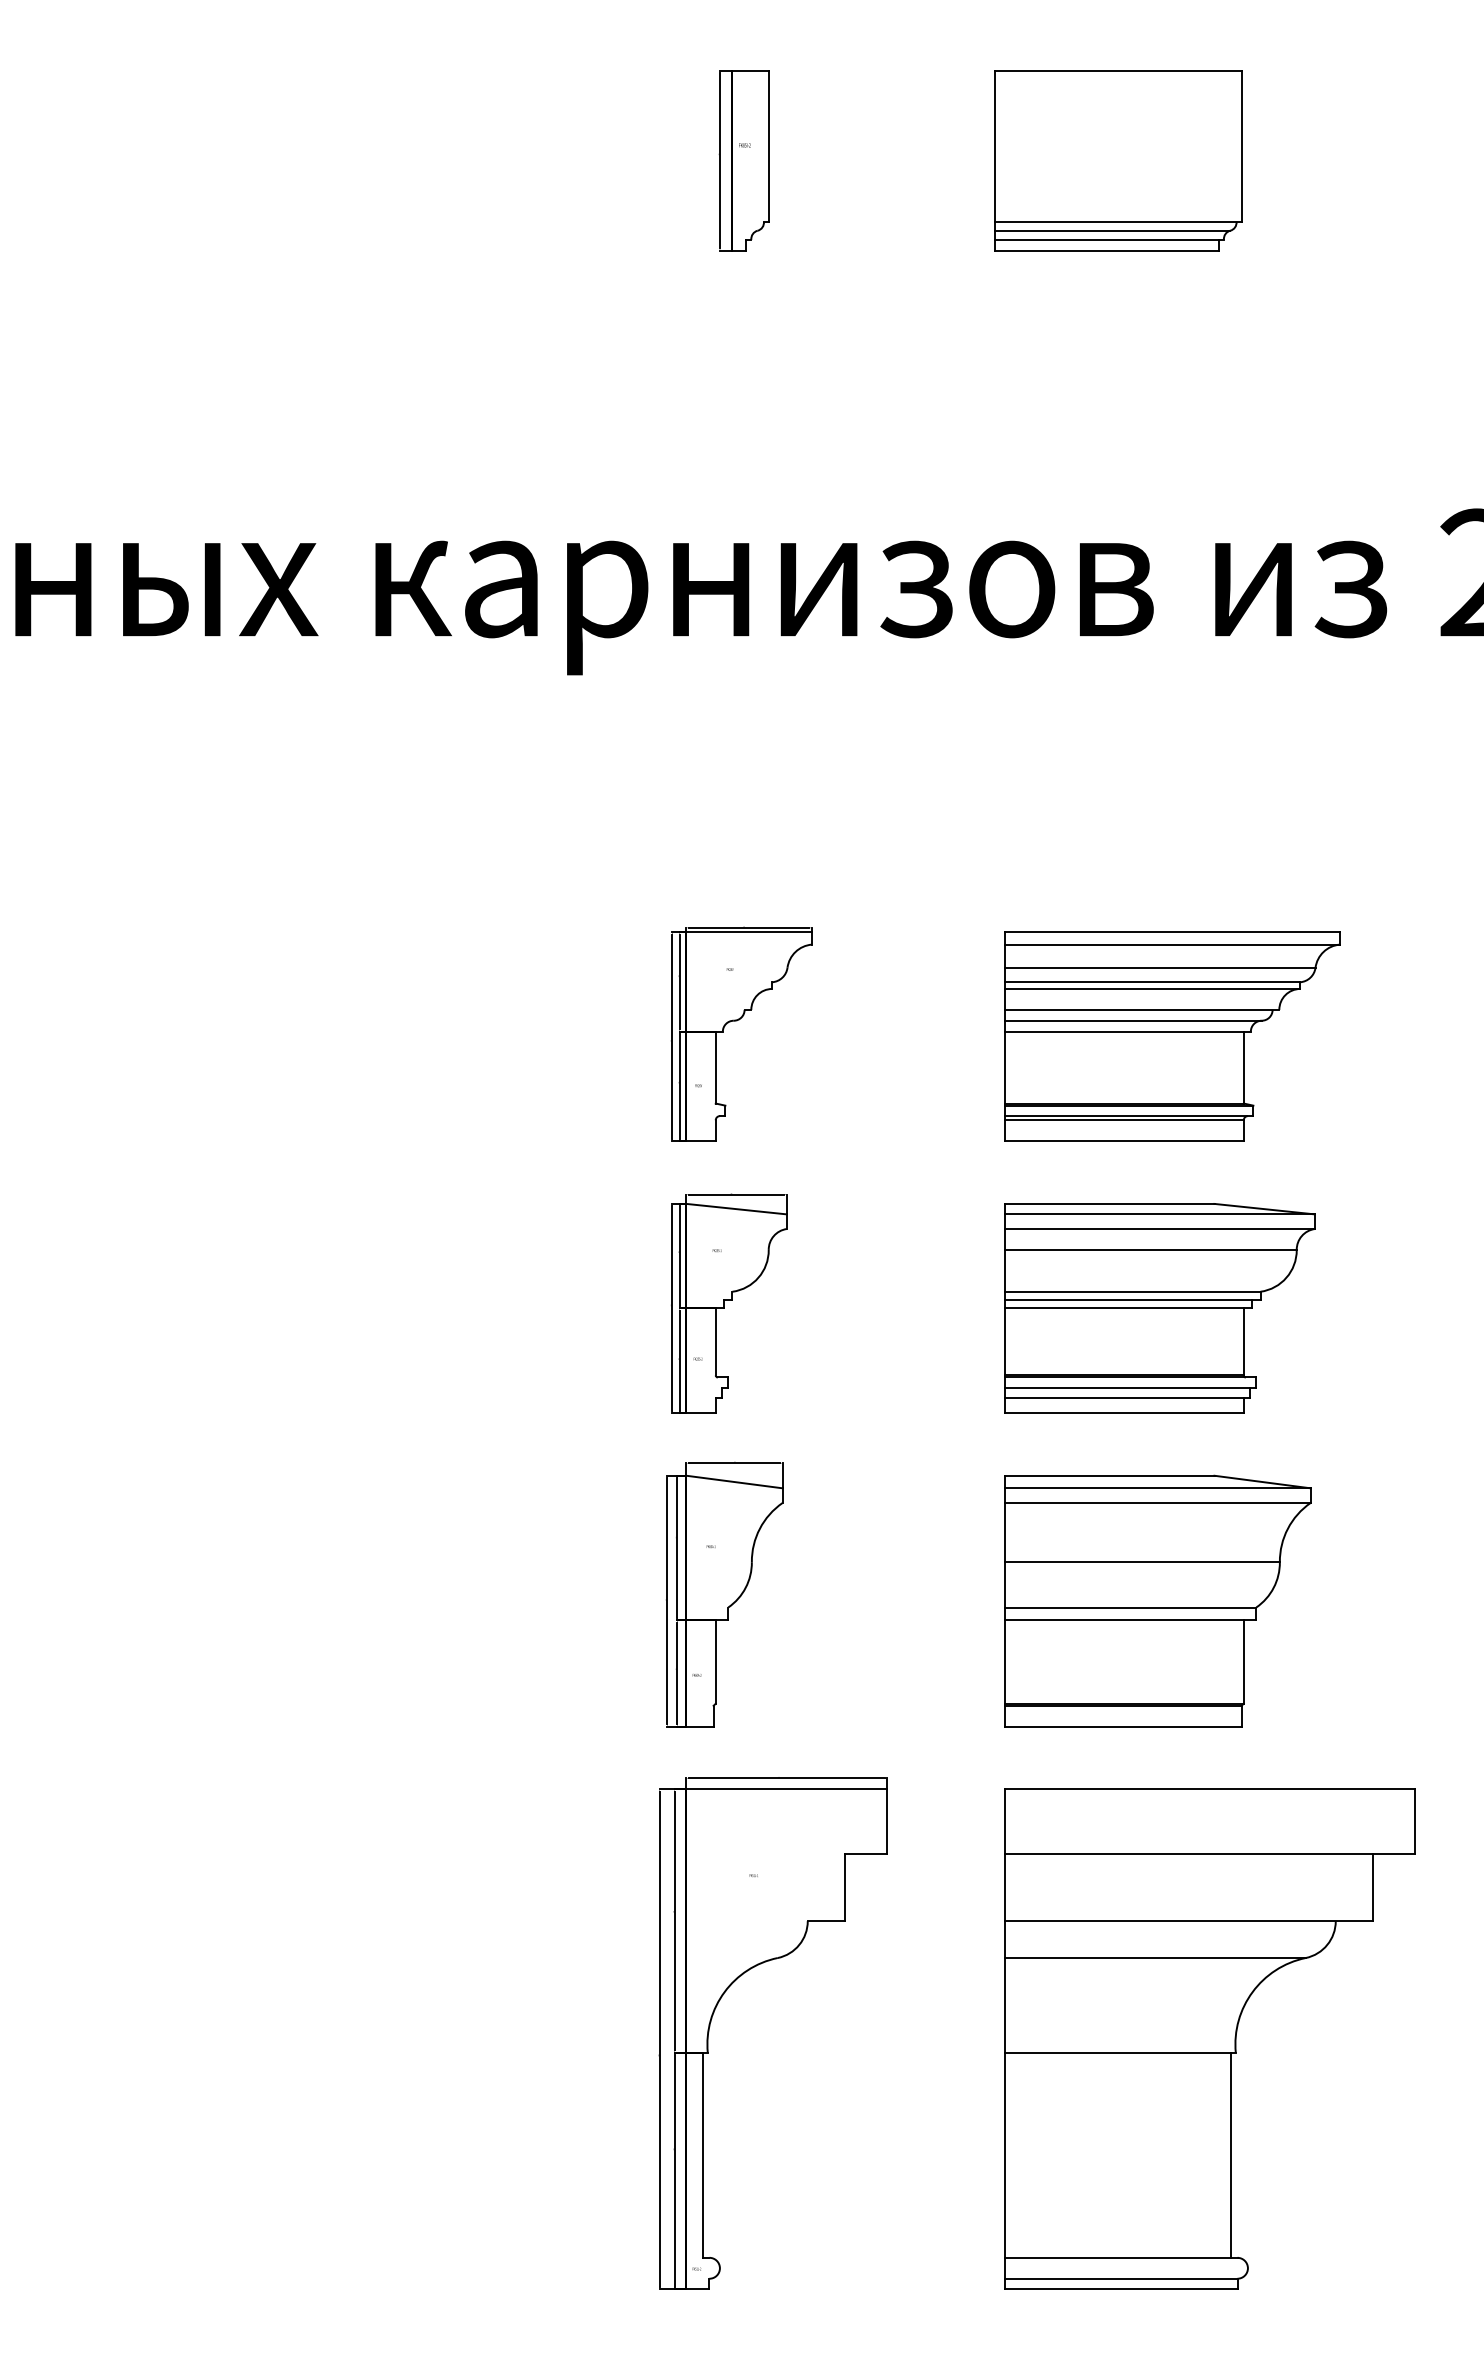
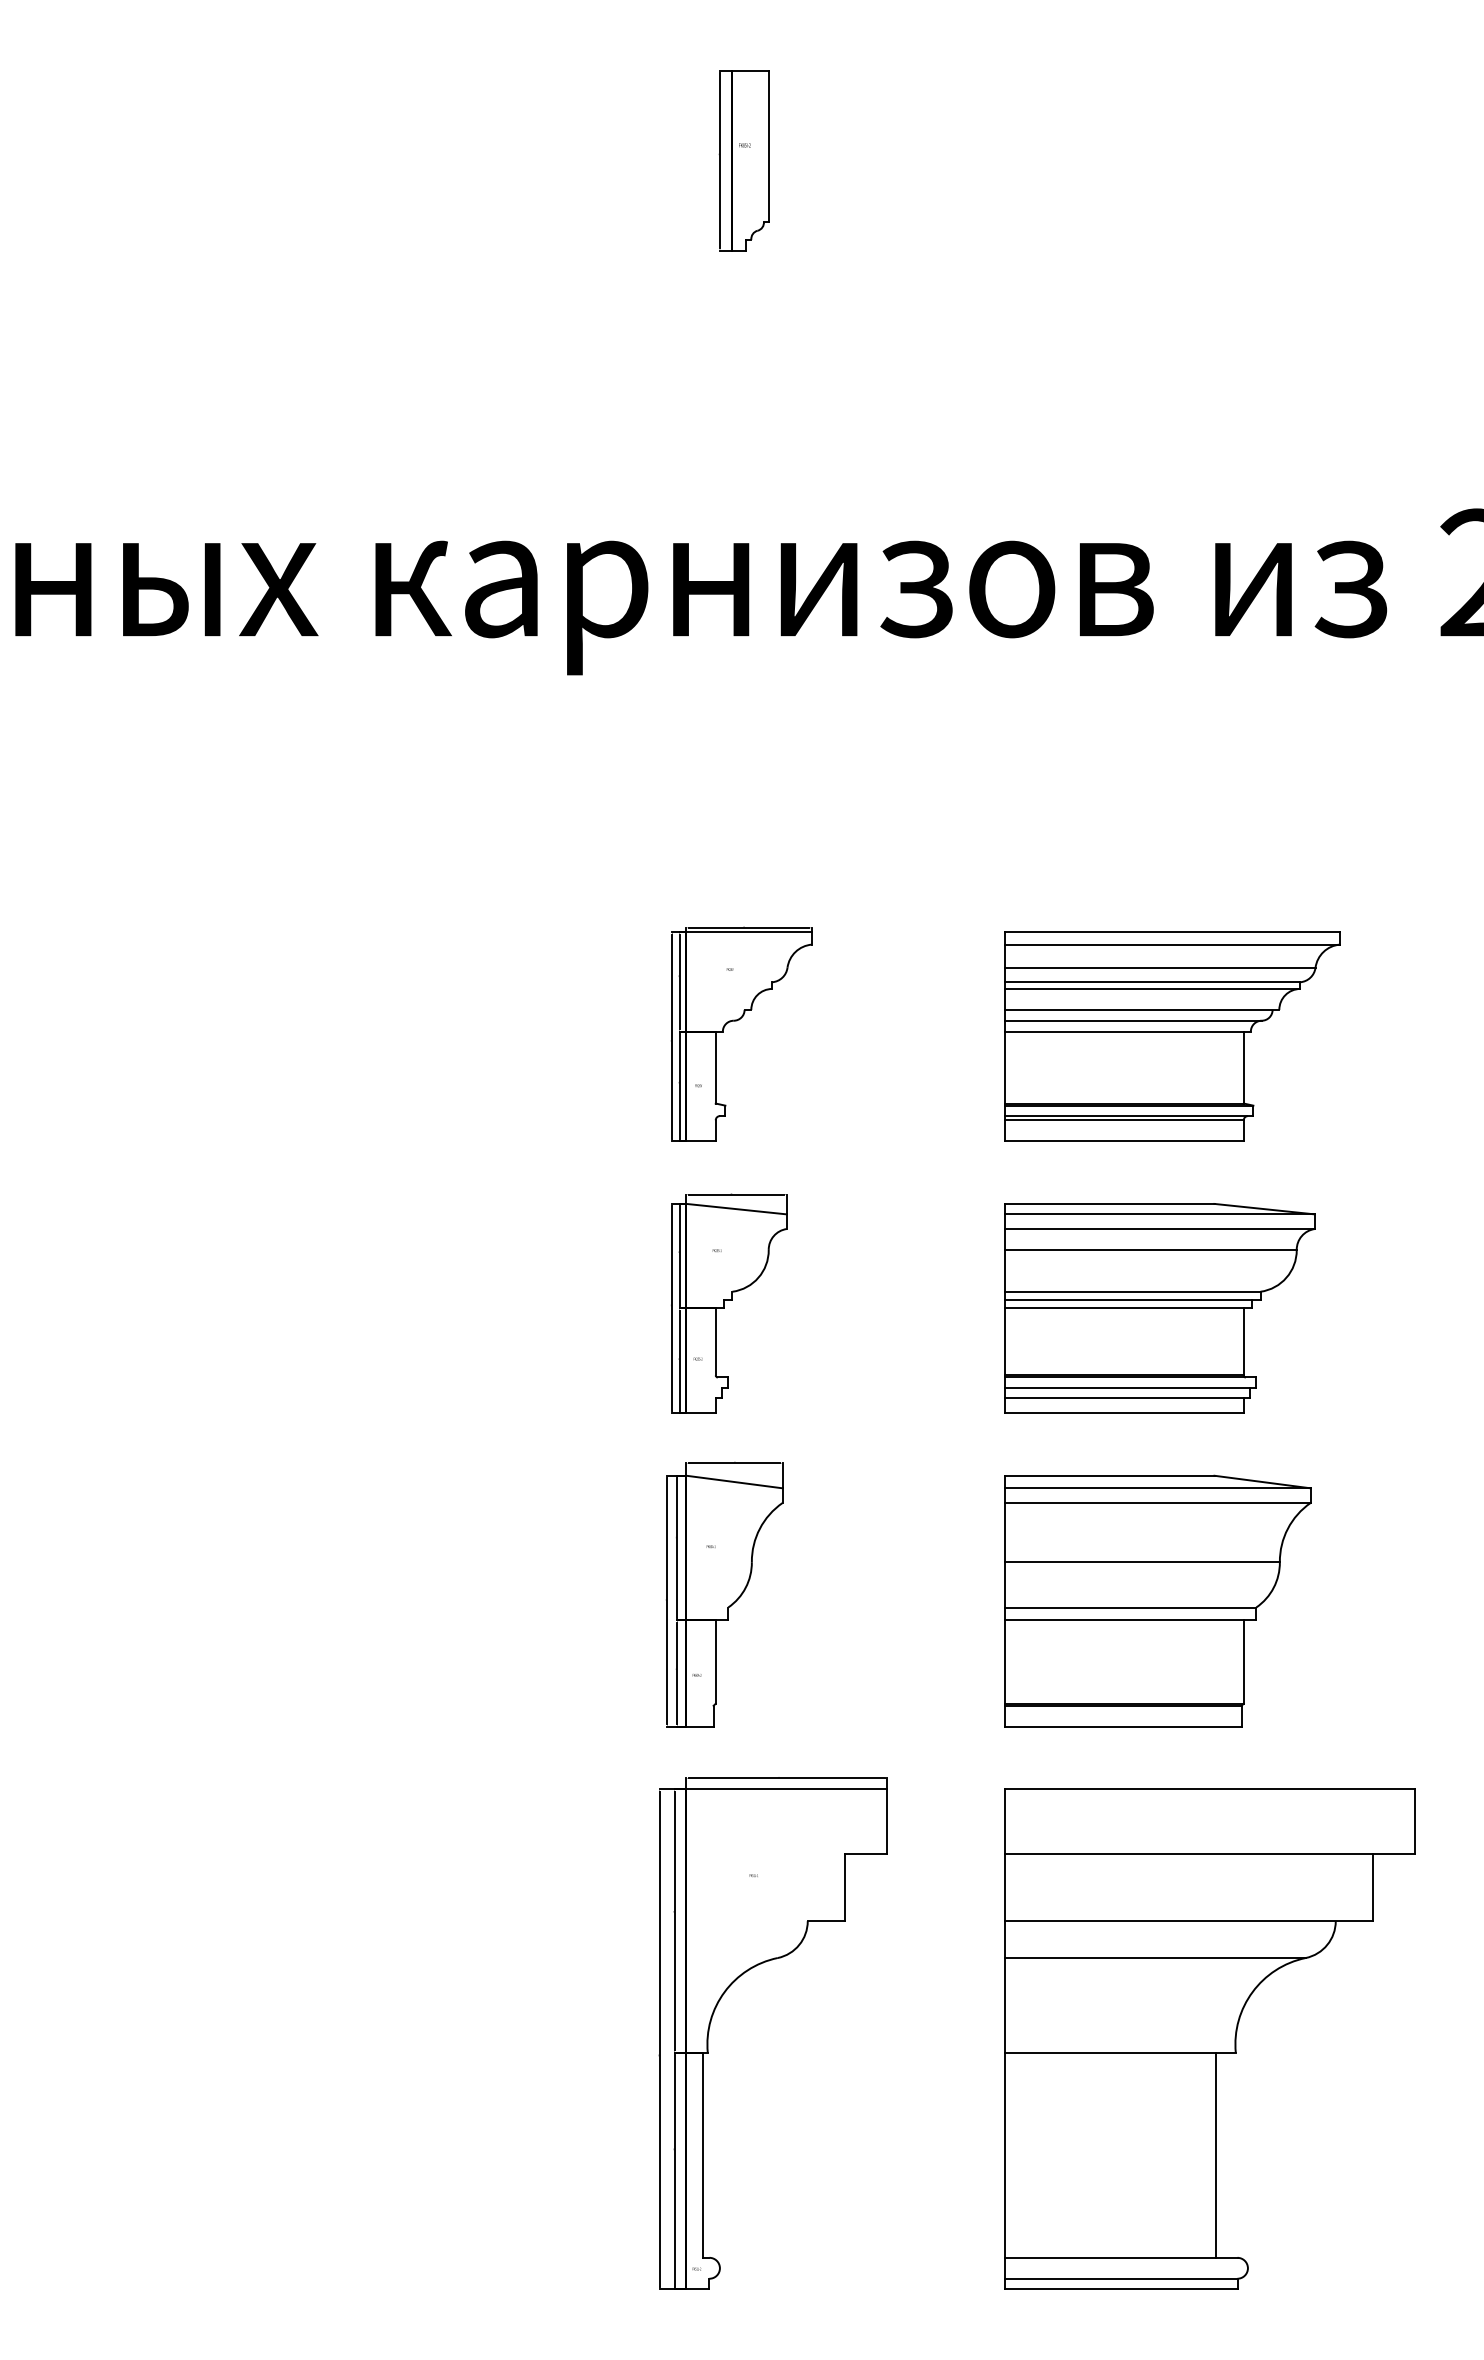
part: present -> none (1118, 160)
line position: (1231, 2154) -> (1216, 2154) (1216, 2154)
